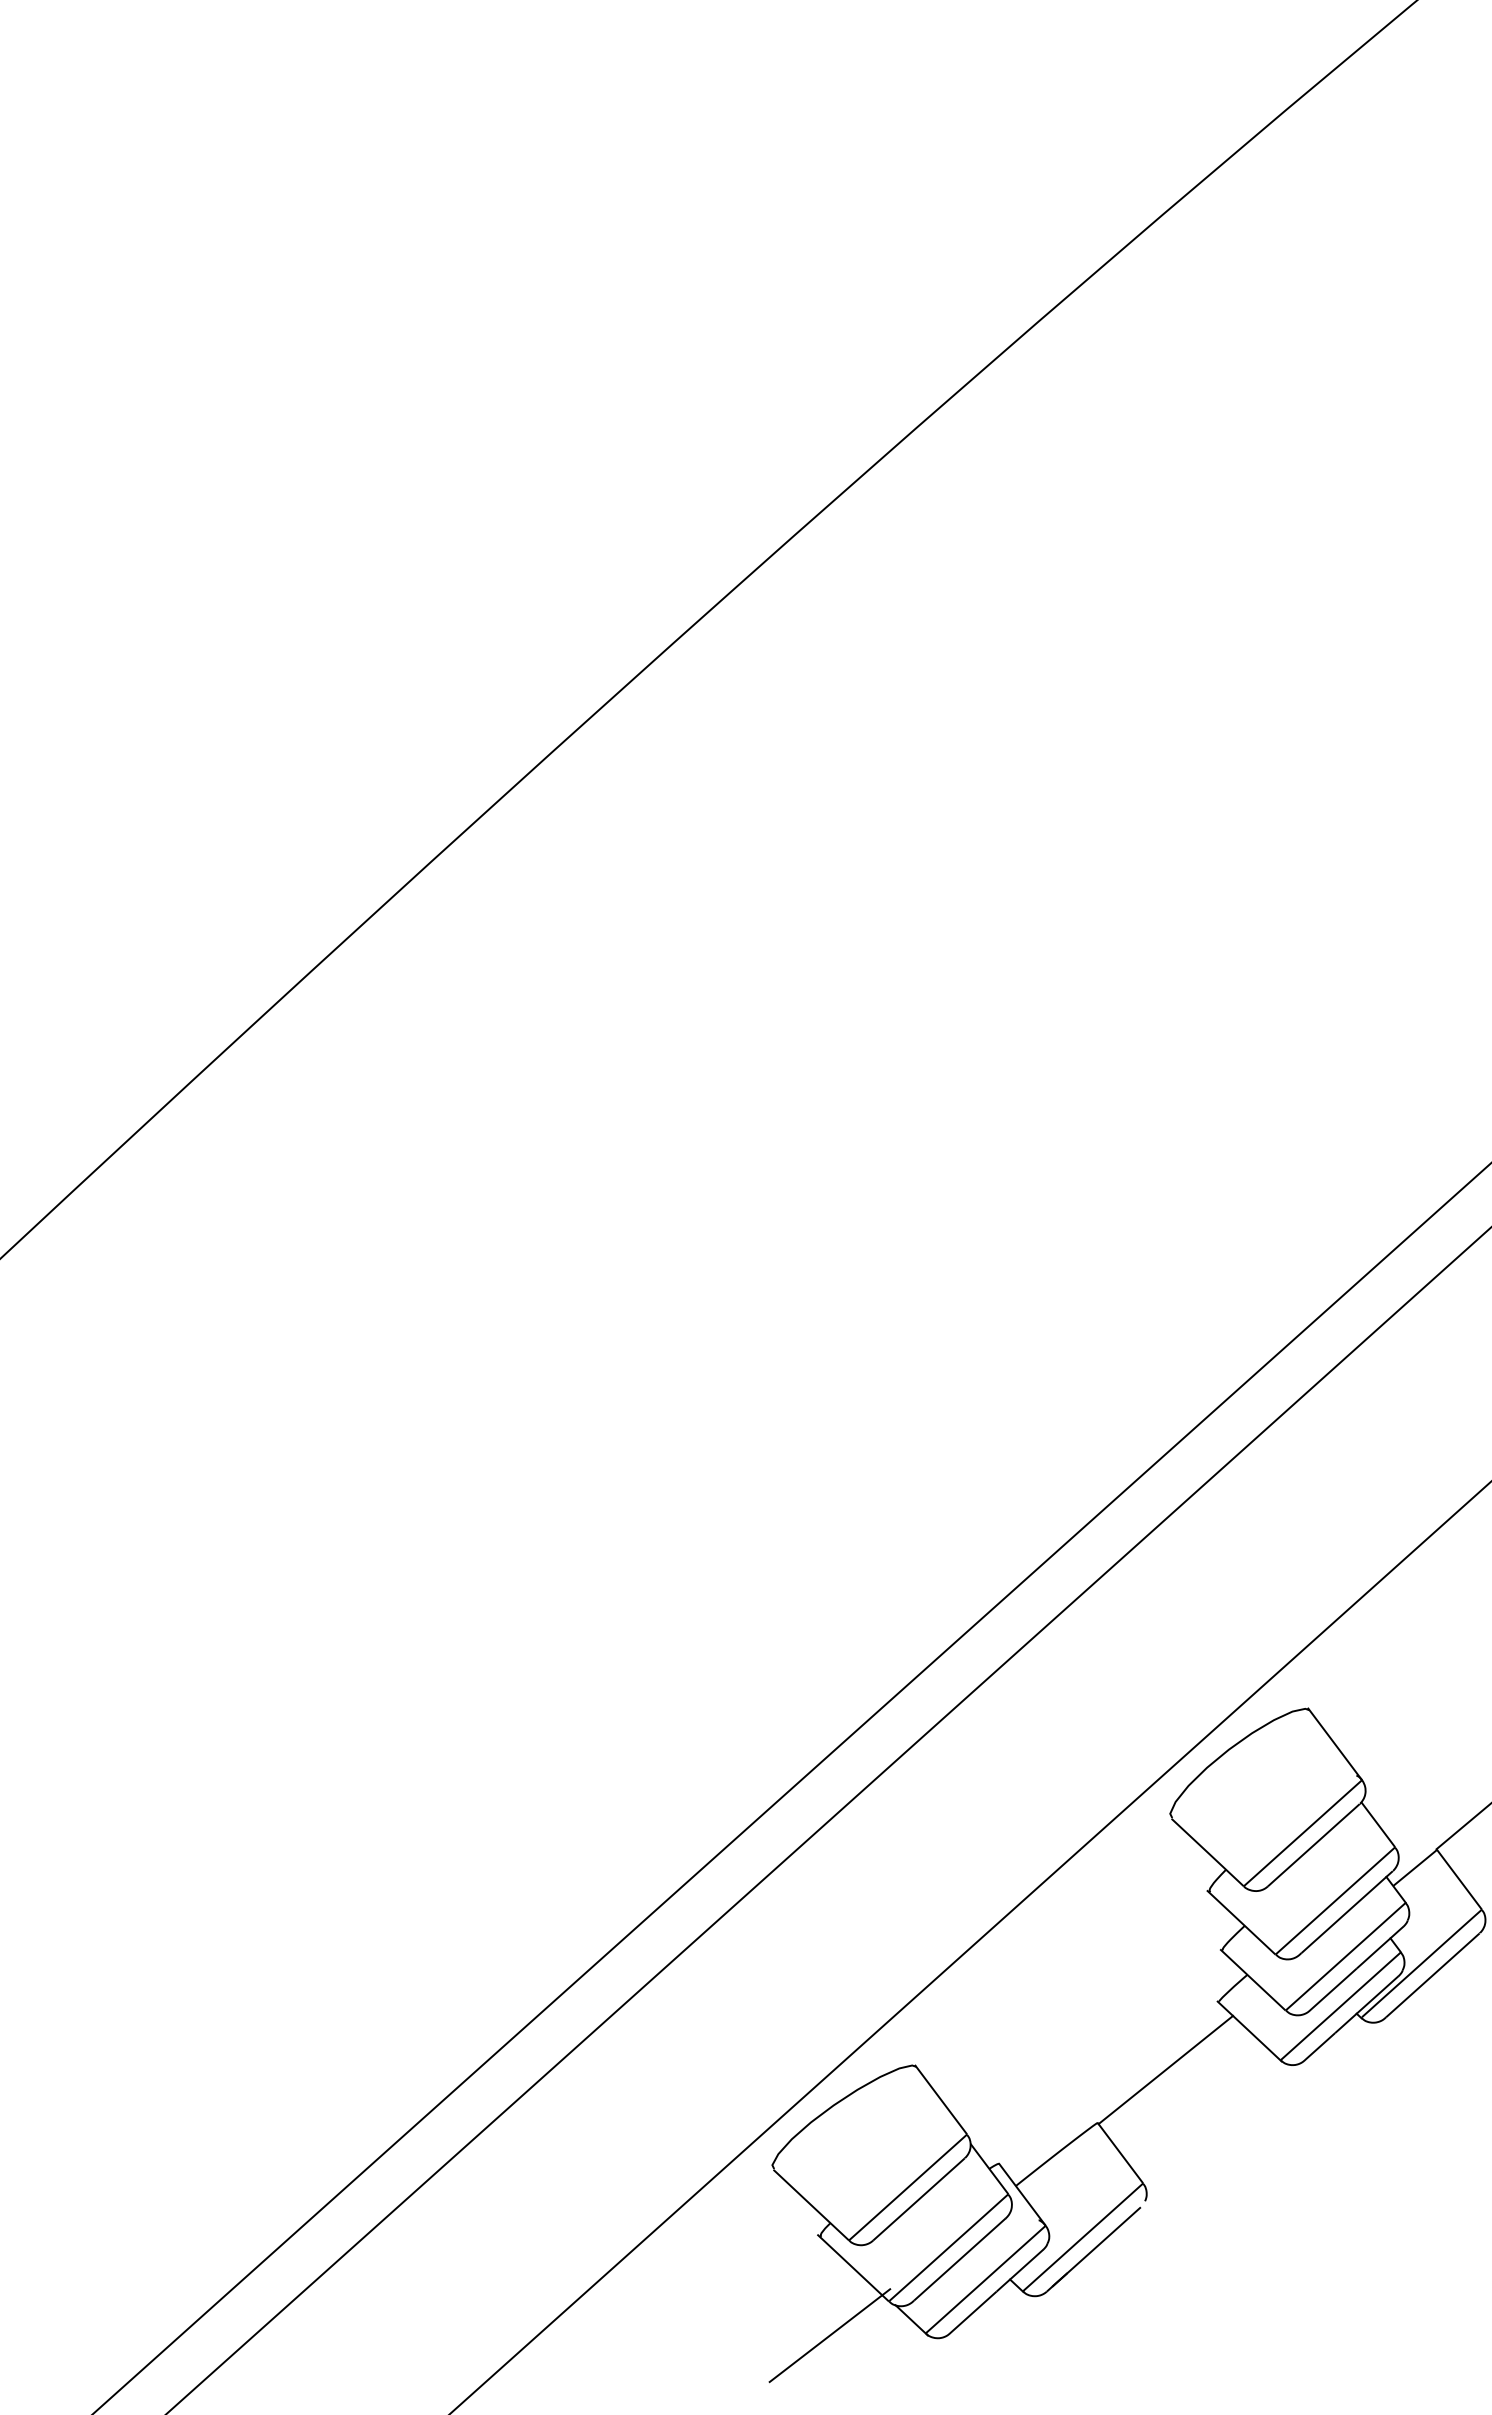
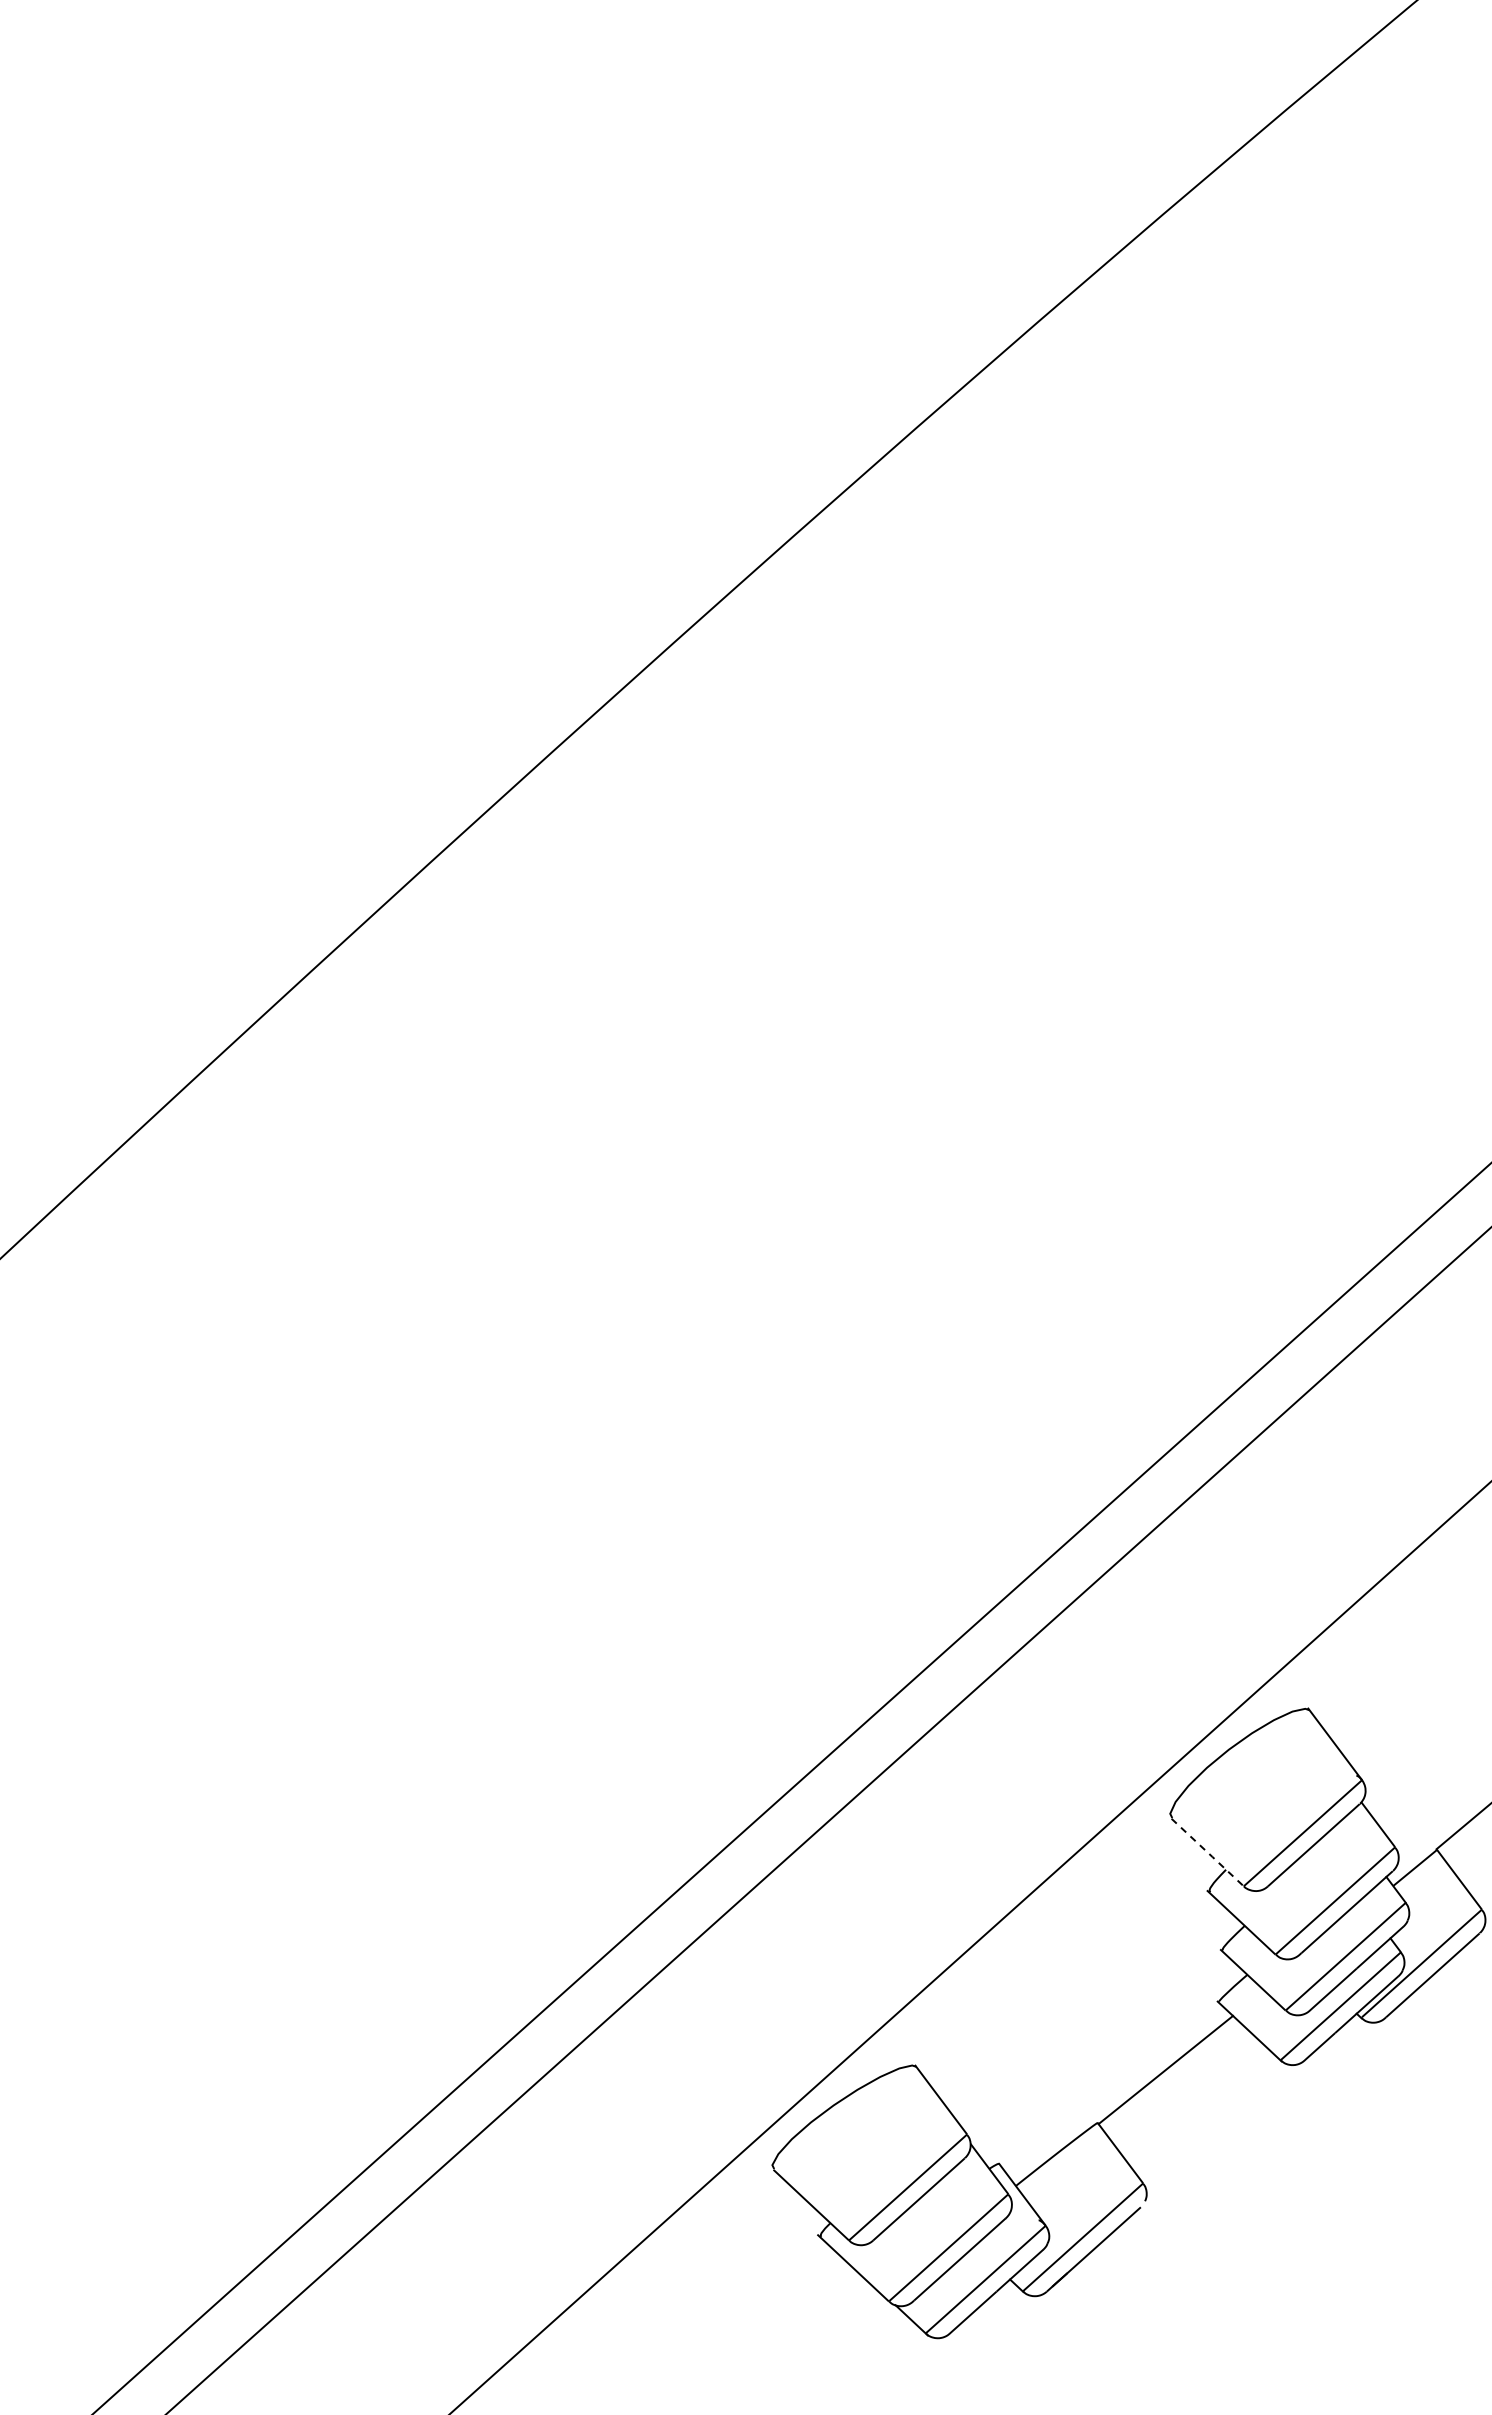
line: solid -> dashed (1208, 1852)
line: present -> none (829, 2335)
